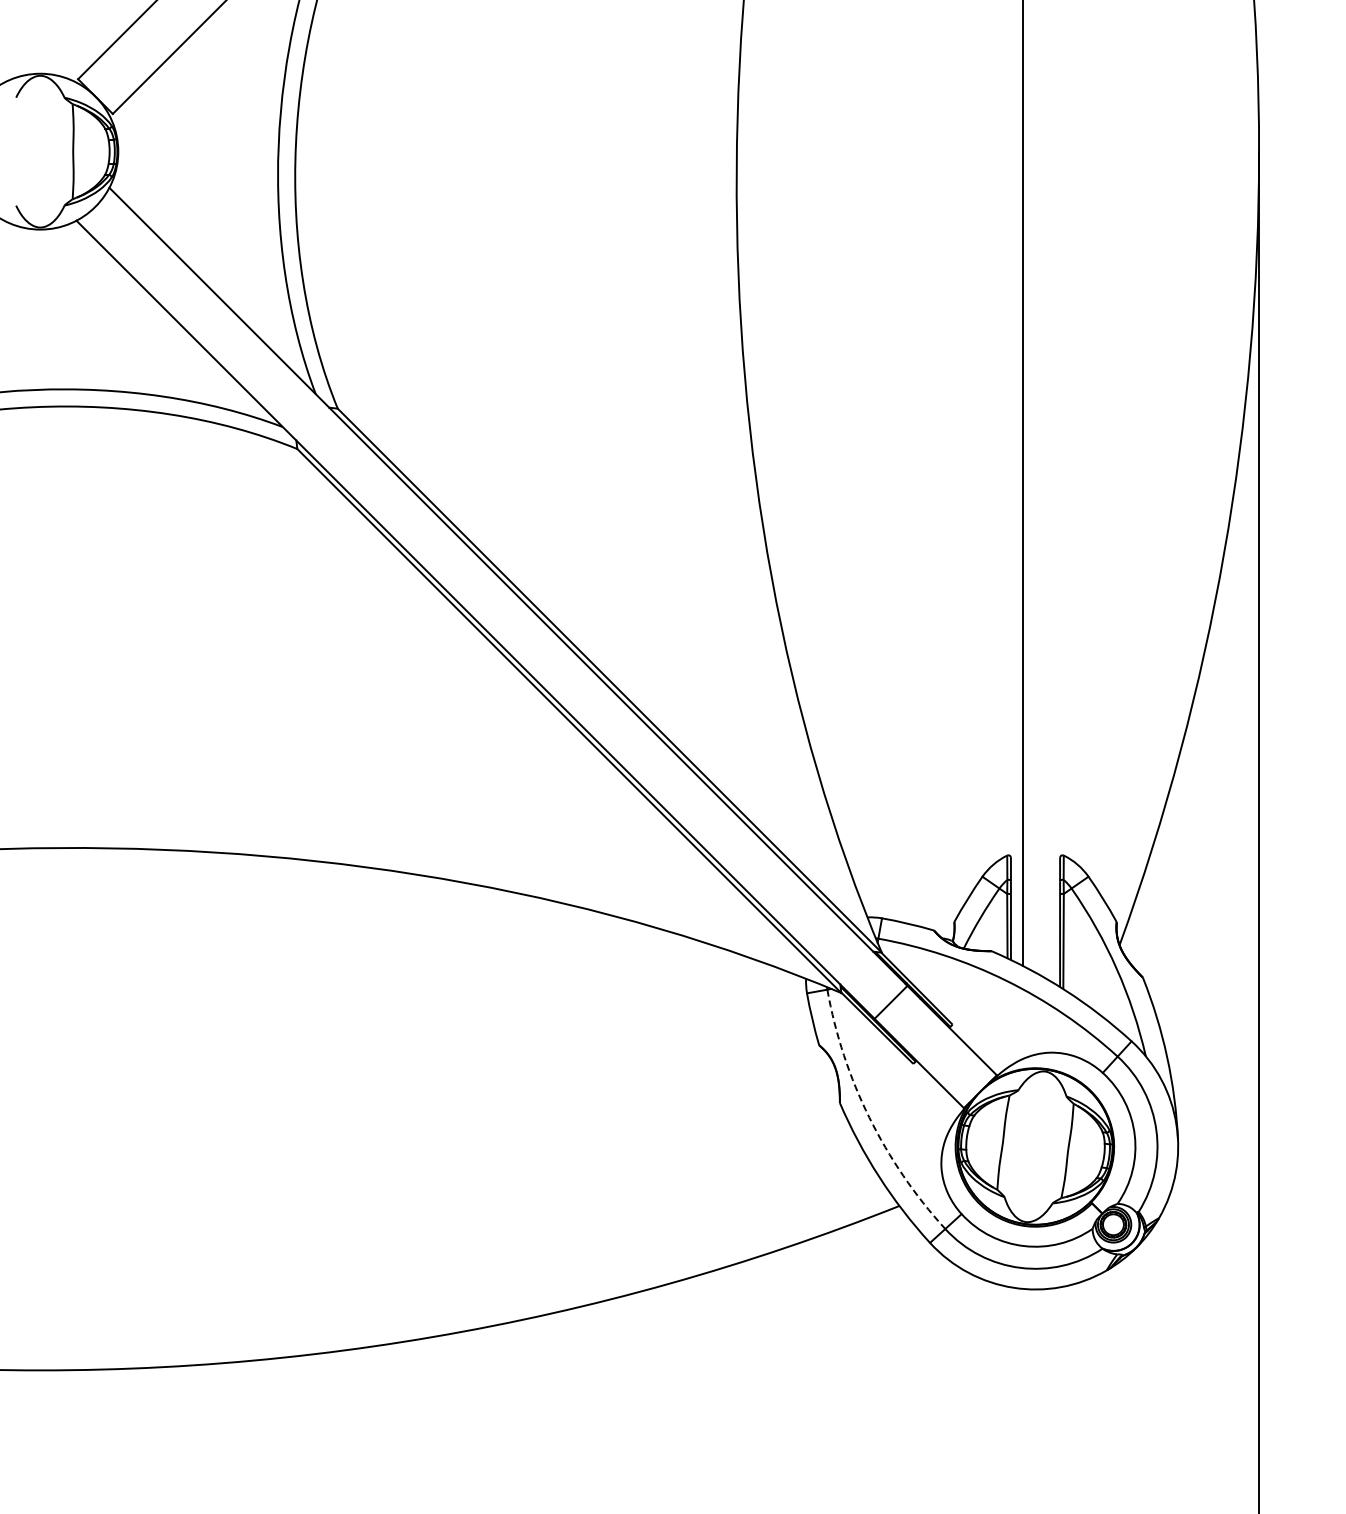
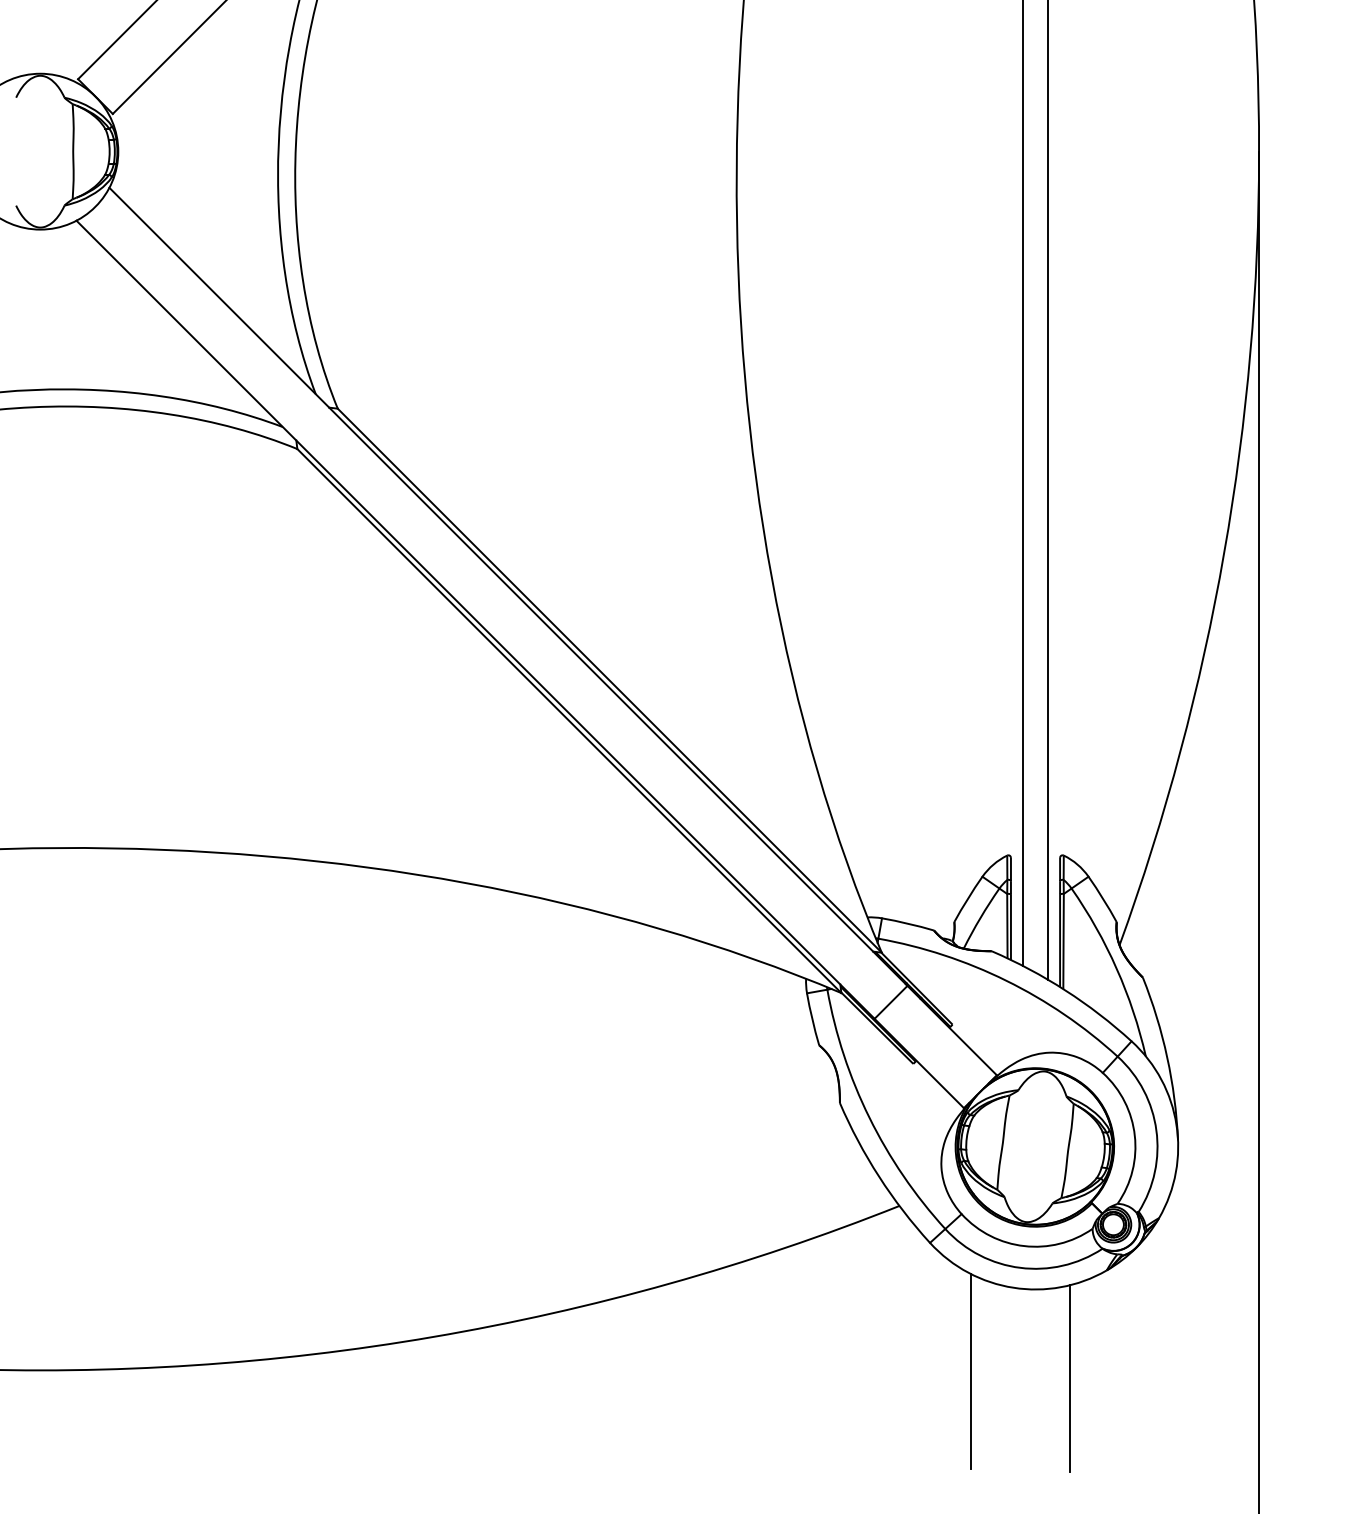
line: none -> present (1048, 490)
arc: dashed -> solid (869, 1117)
line: none -> present (971, 1371)
line: none -> present (1069, 1378)
